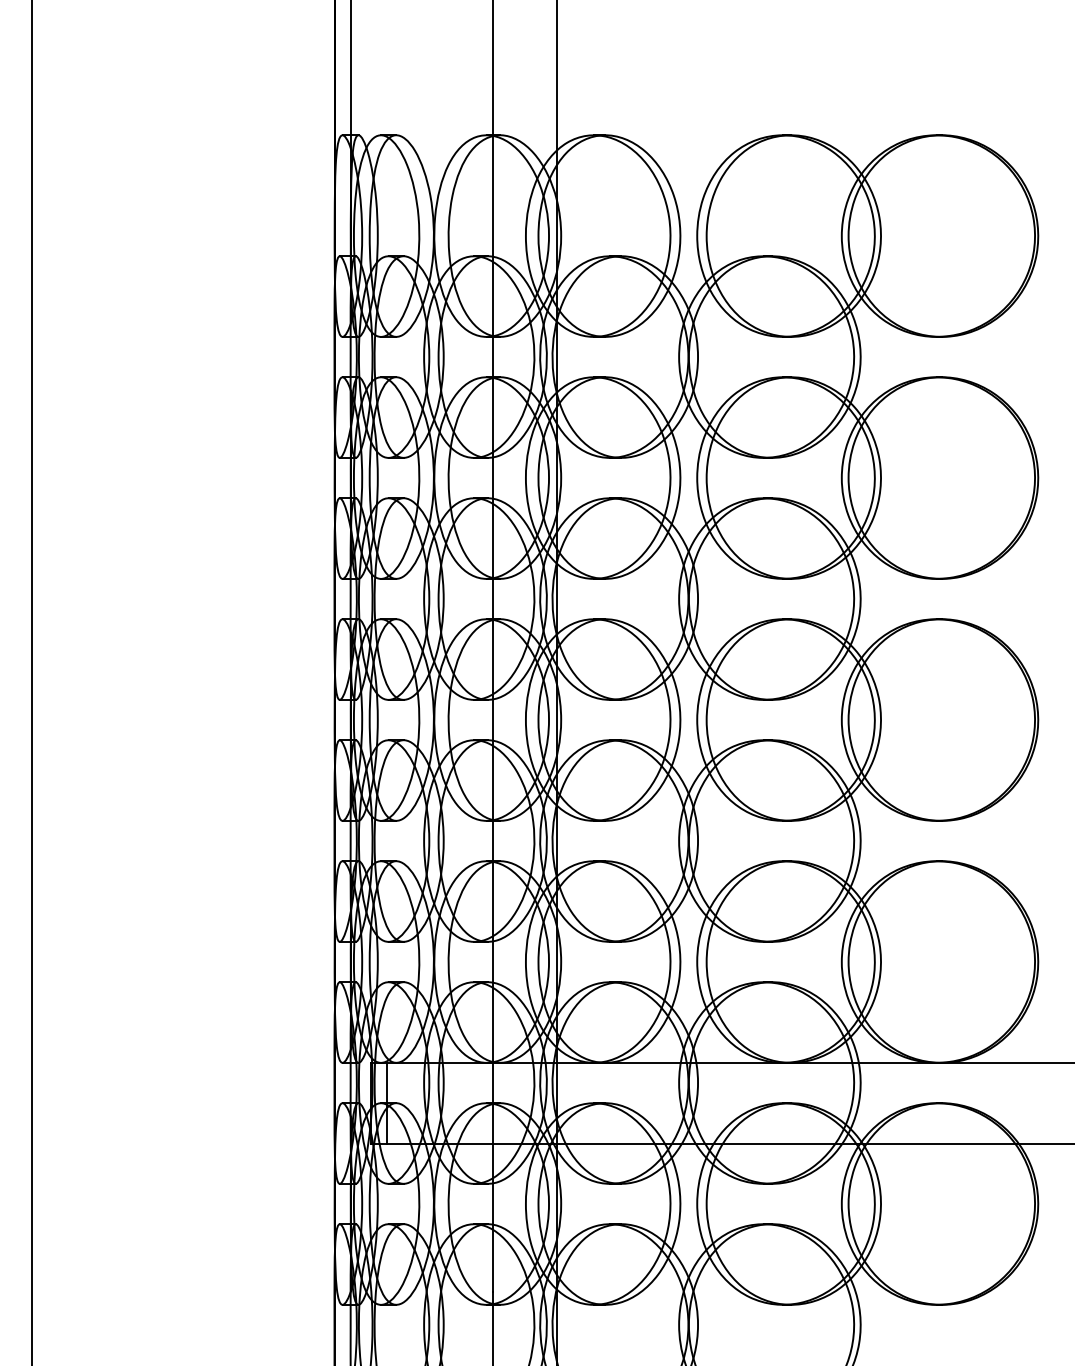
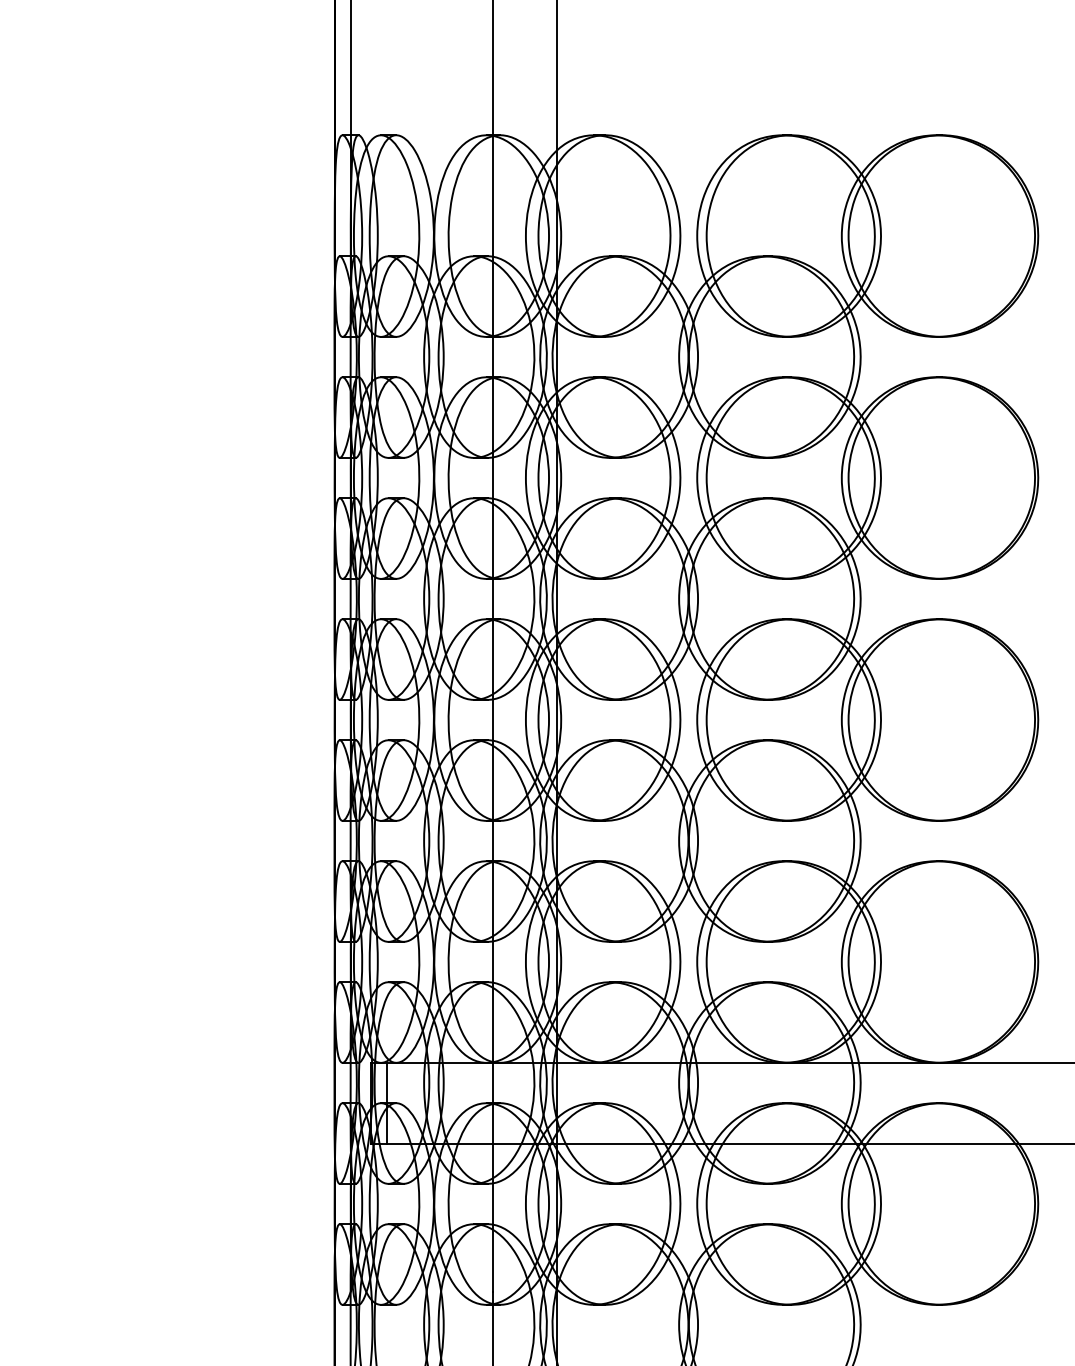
line: present -> none (32, 682)
